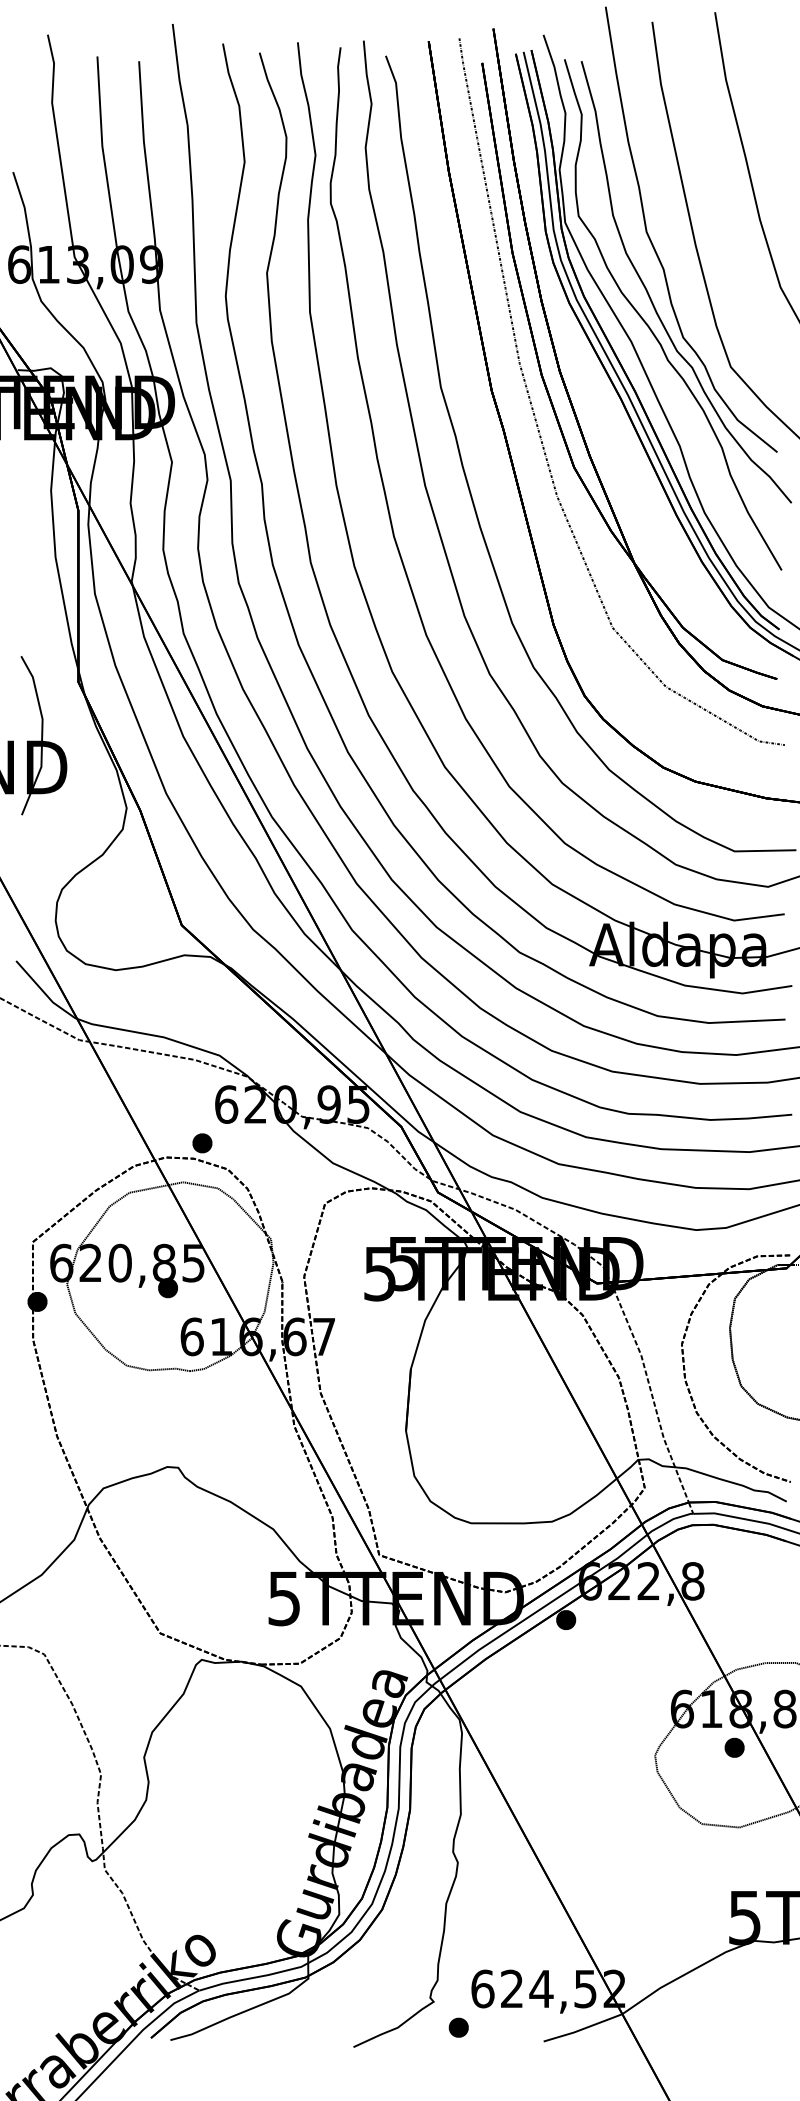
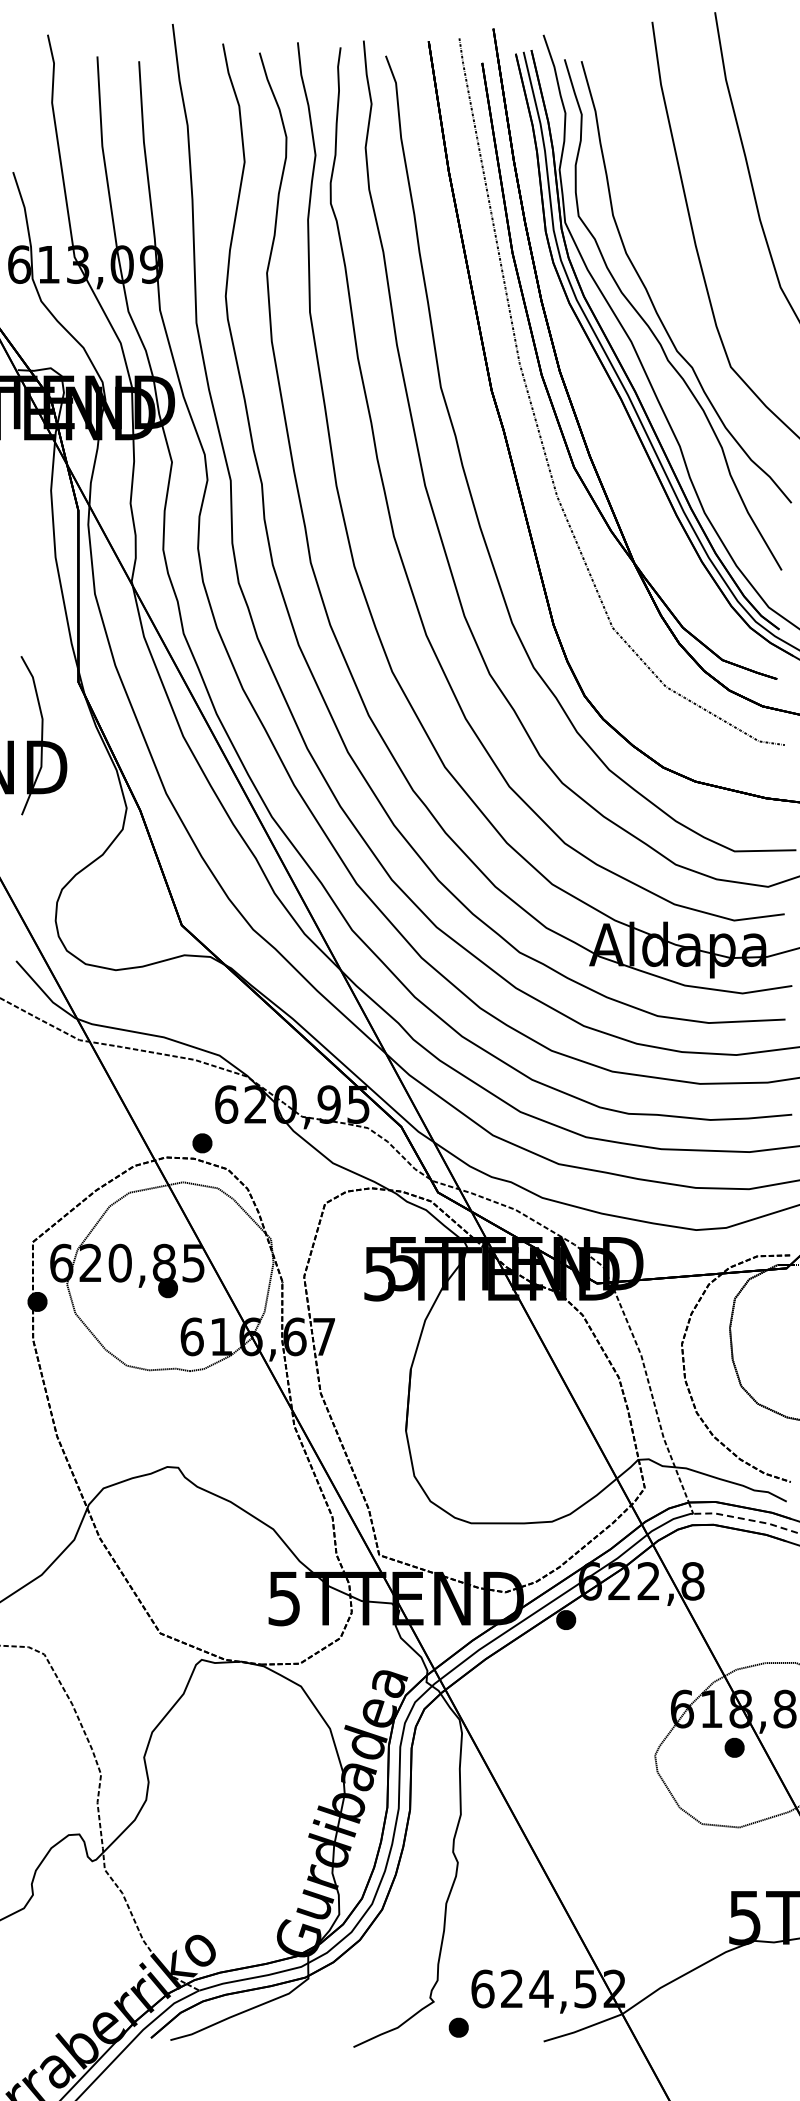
curve: present -> none (655, 248)
line: solid -> dashed (746, 1519)
